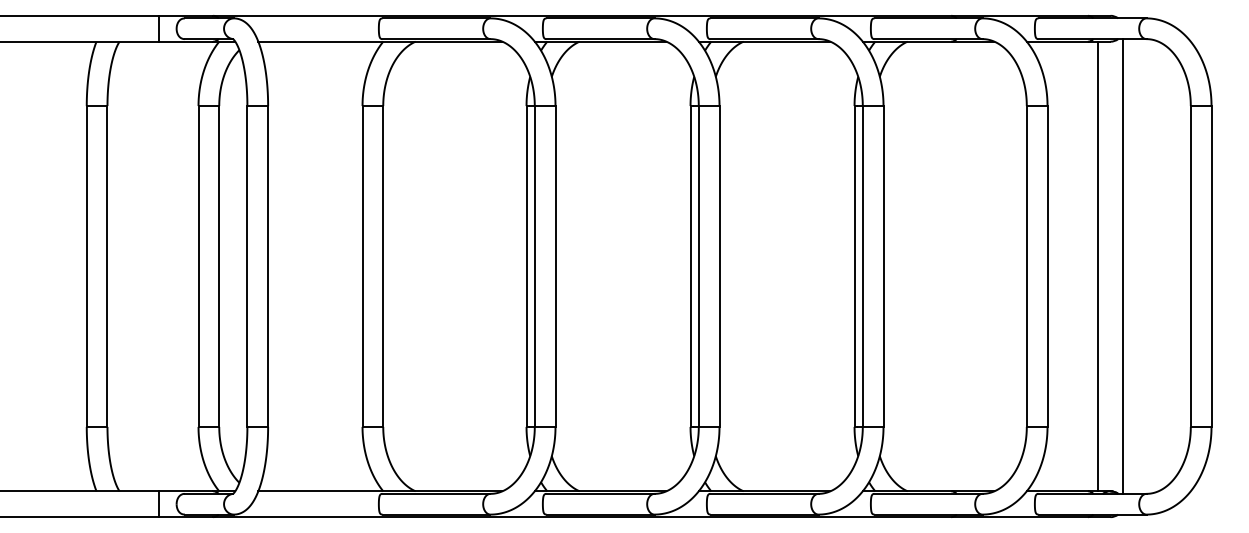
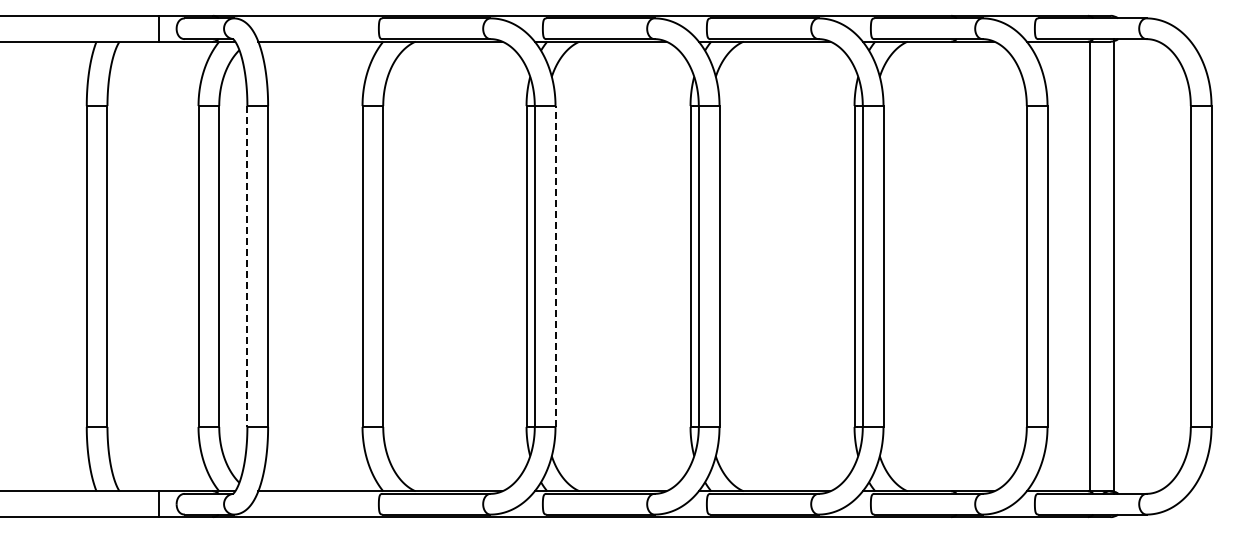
line: solid -> dashed (247, 266)
line: solid -> dashed (555, 266)
line position: (1097, 266) -> (1089, 266) (1089, 266)
line position: (1123, 266) -> (1114, 266) (1114, 266)
